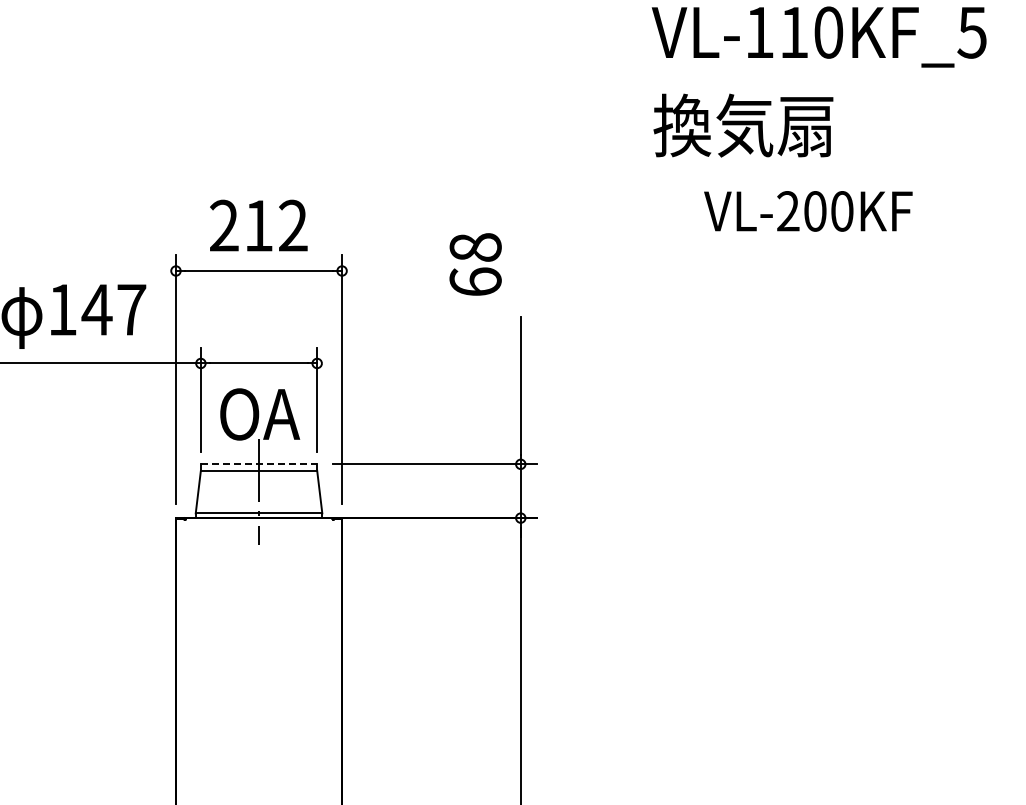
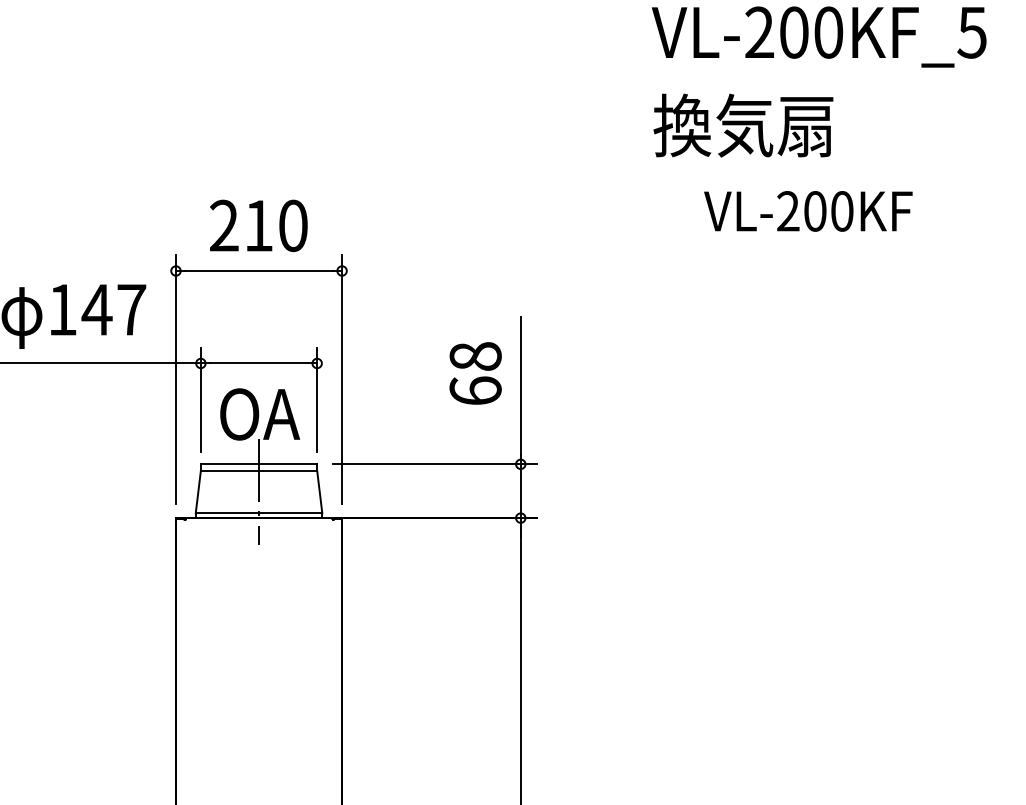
text: VL-110KF_5 -> VL-200KF_5 (776, 32)
text: 212 -> 210 (293, 225)
text position: (475, 264) -> (475, 373) (475, 373)
line: dashed -> solid (259, 464)
